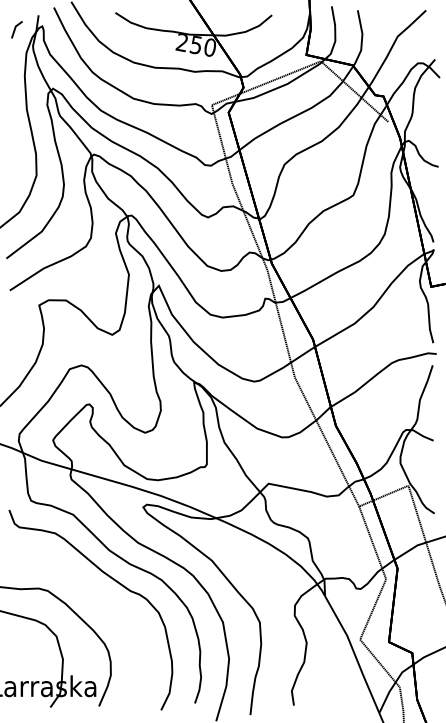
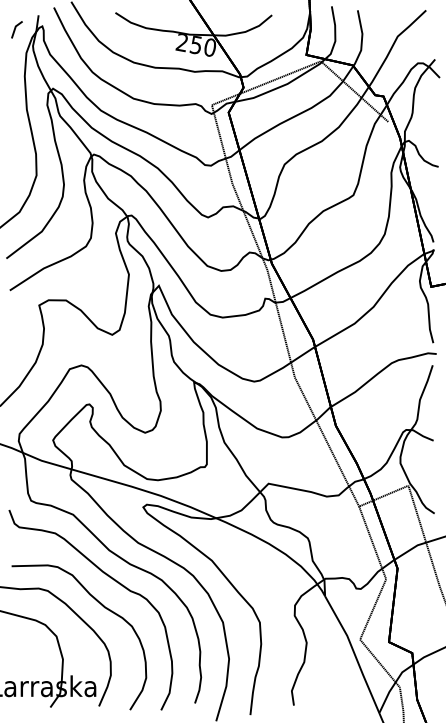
curve: none -> present (104, 608)
